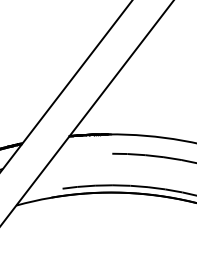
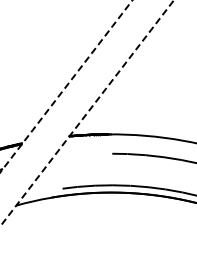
line: solid -> dashed (66, 86)
line: solid -> dashed (87, 112)
